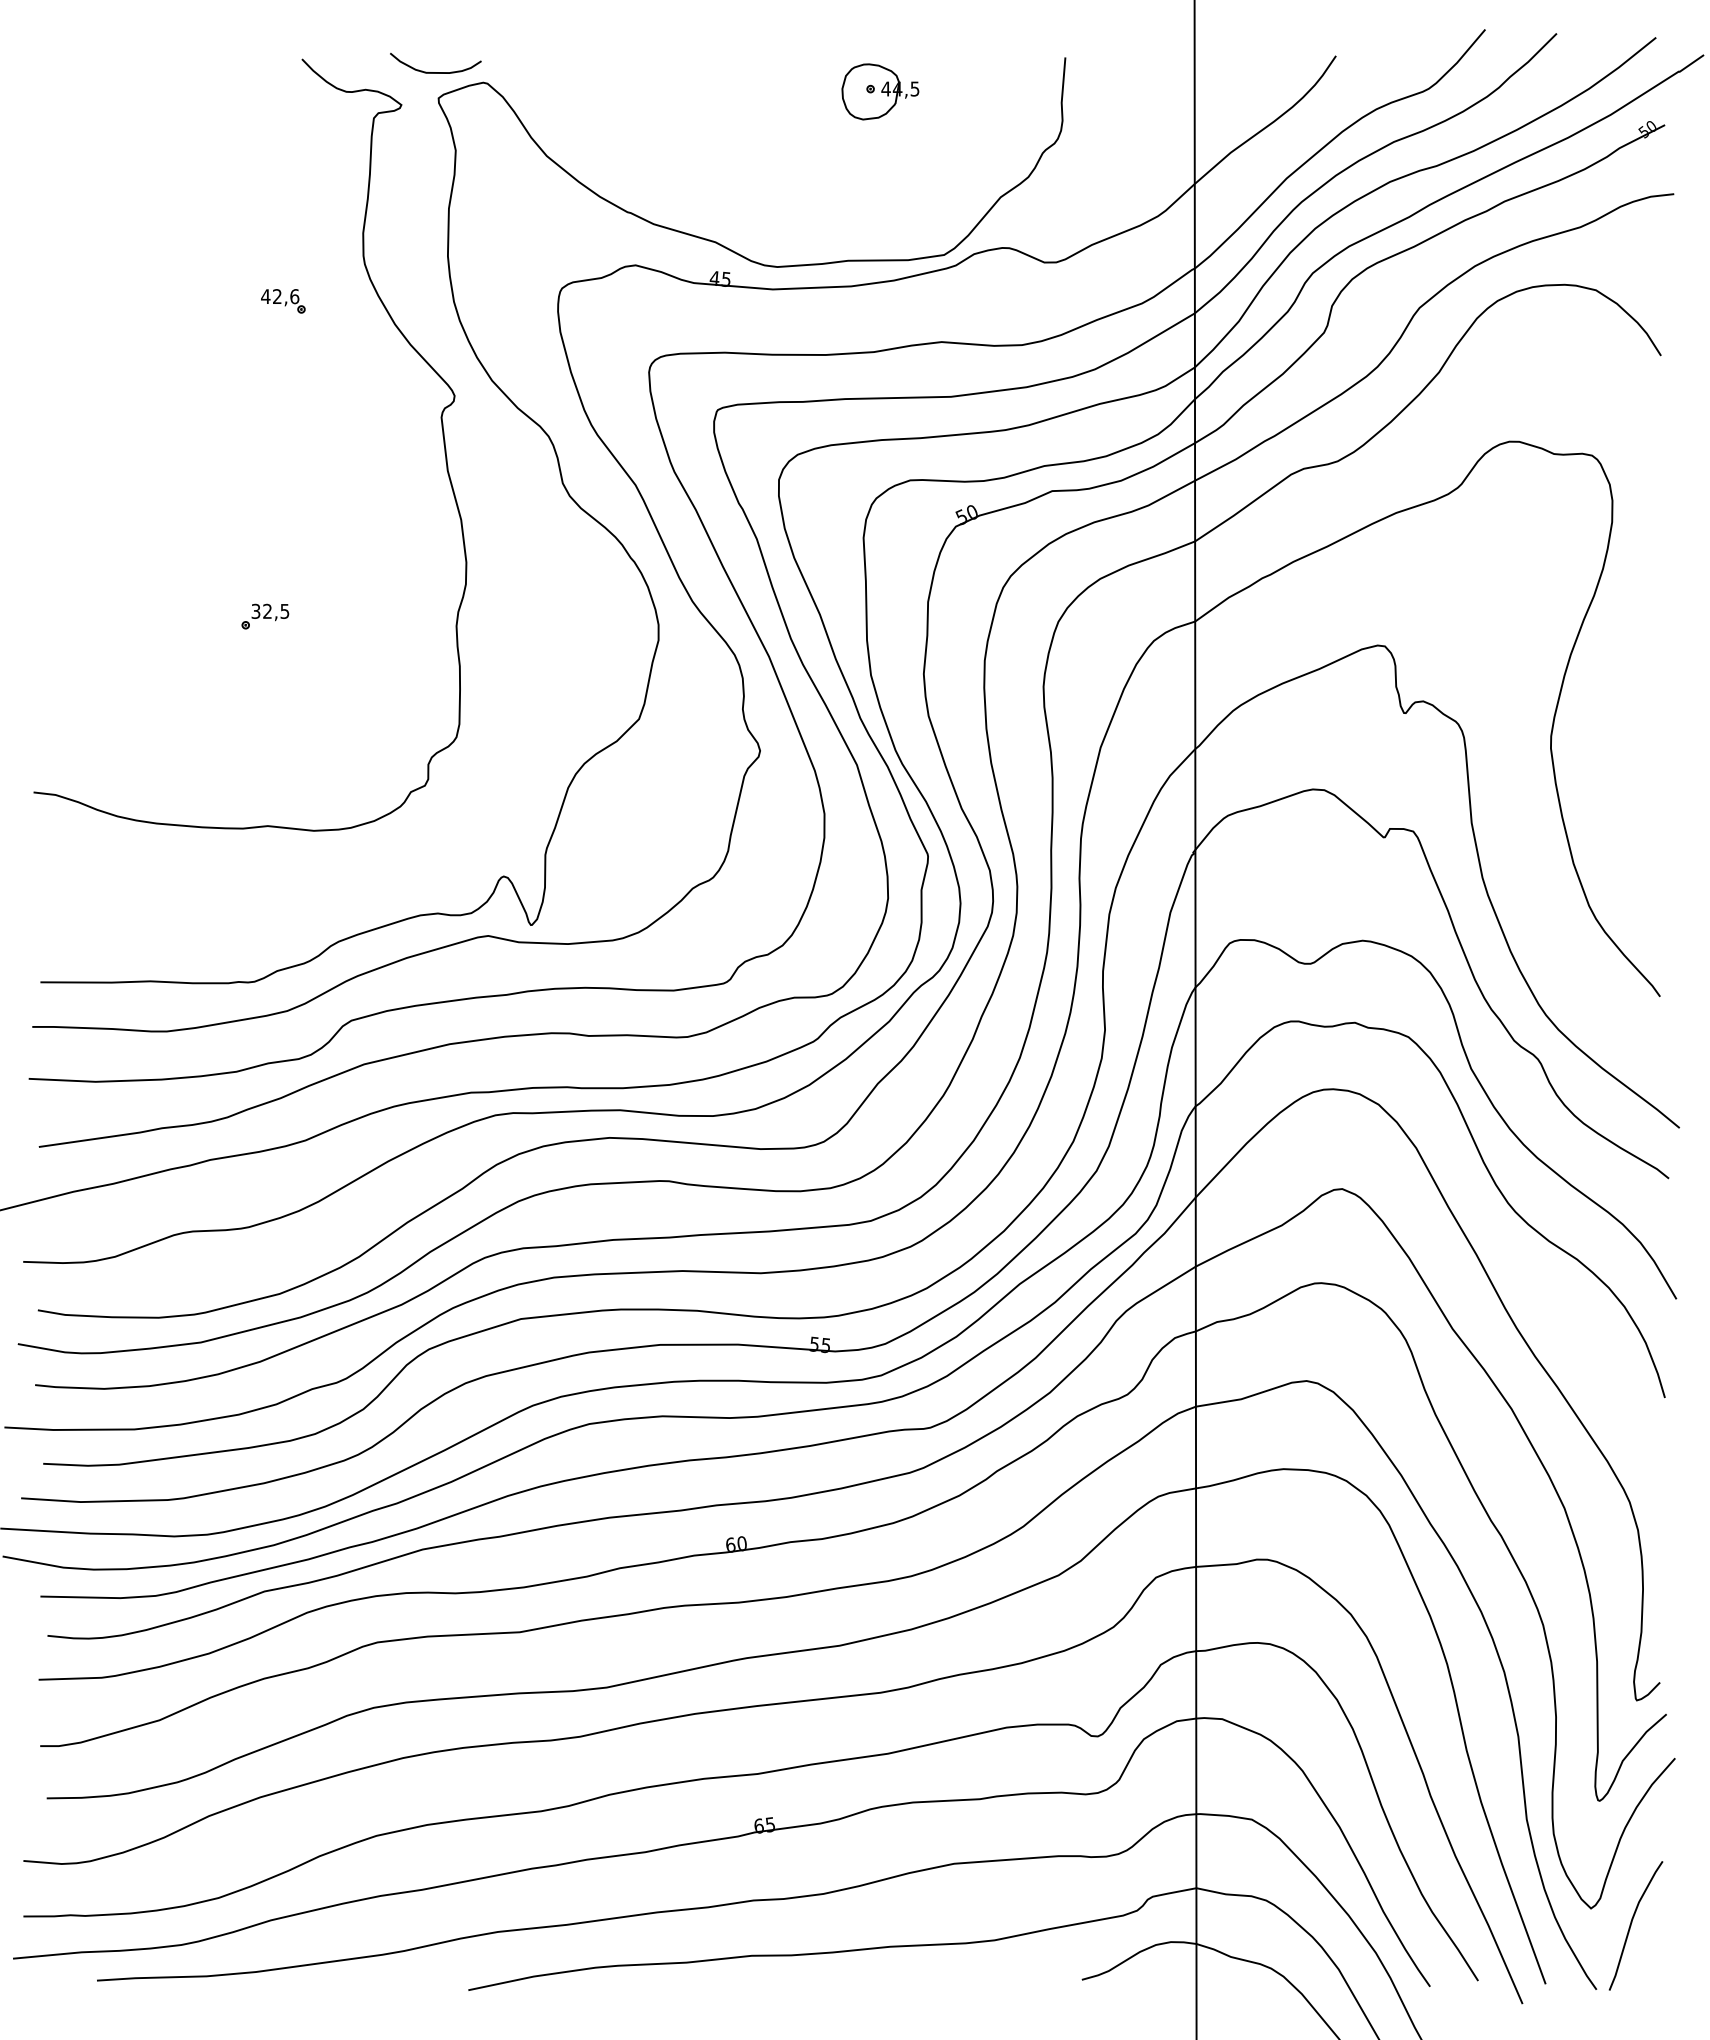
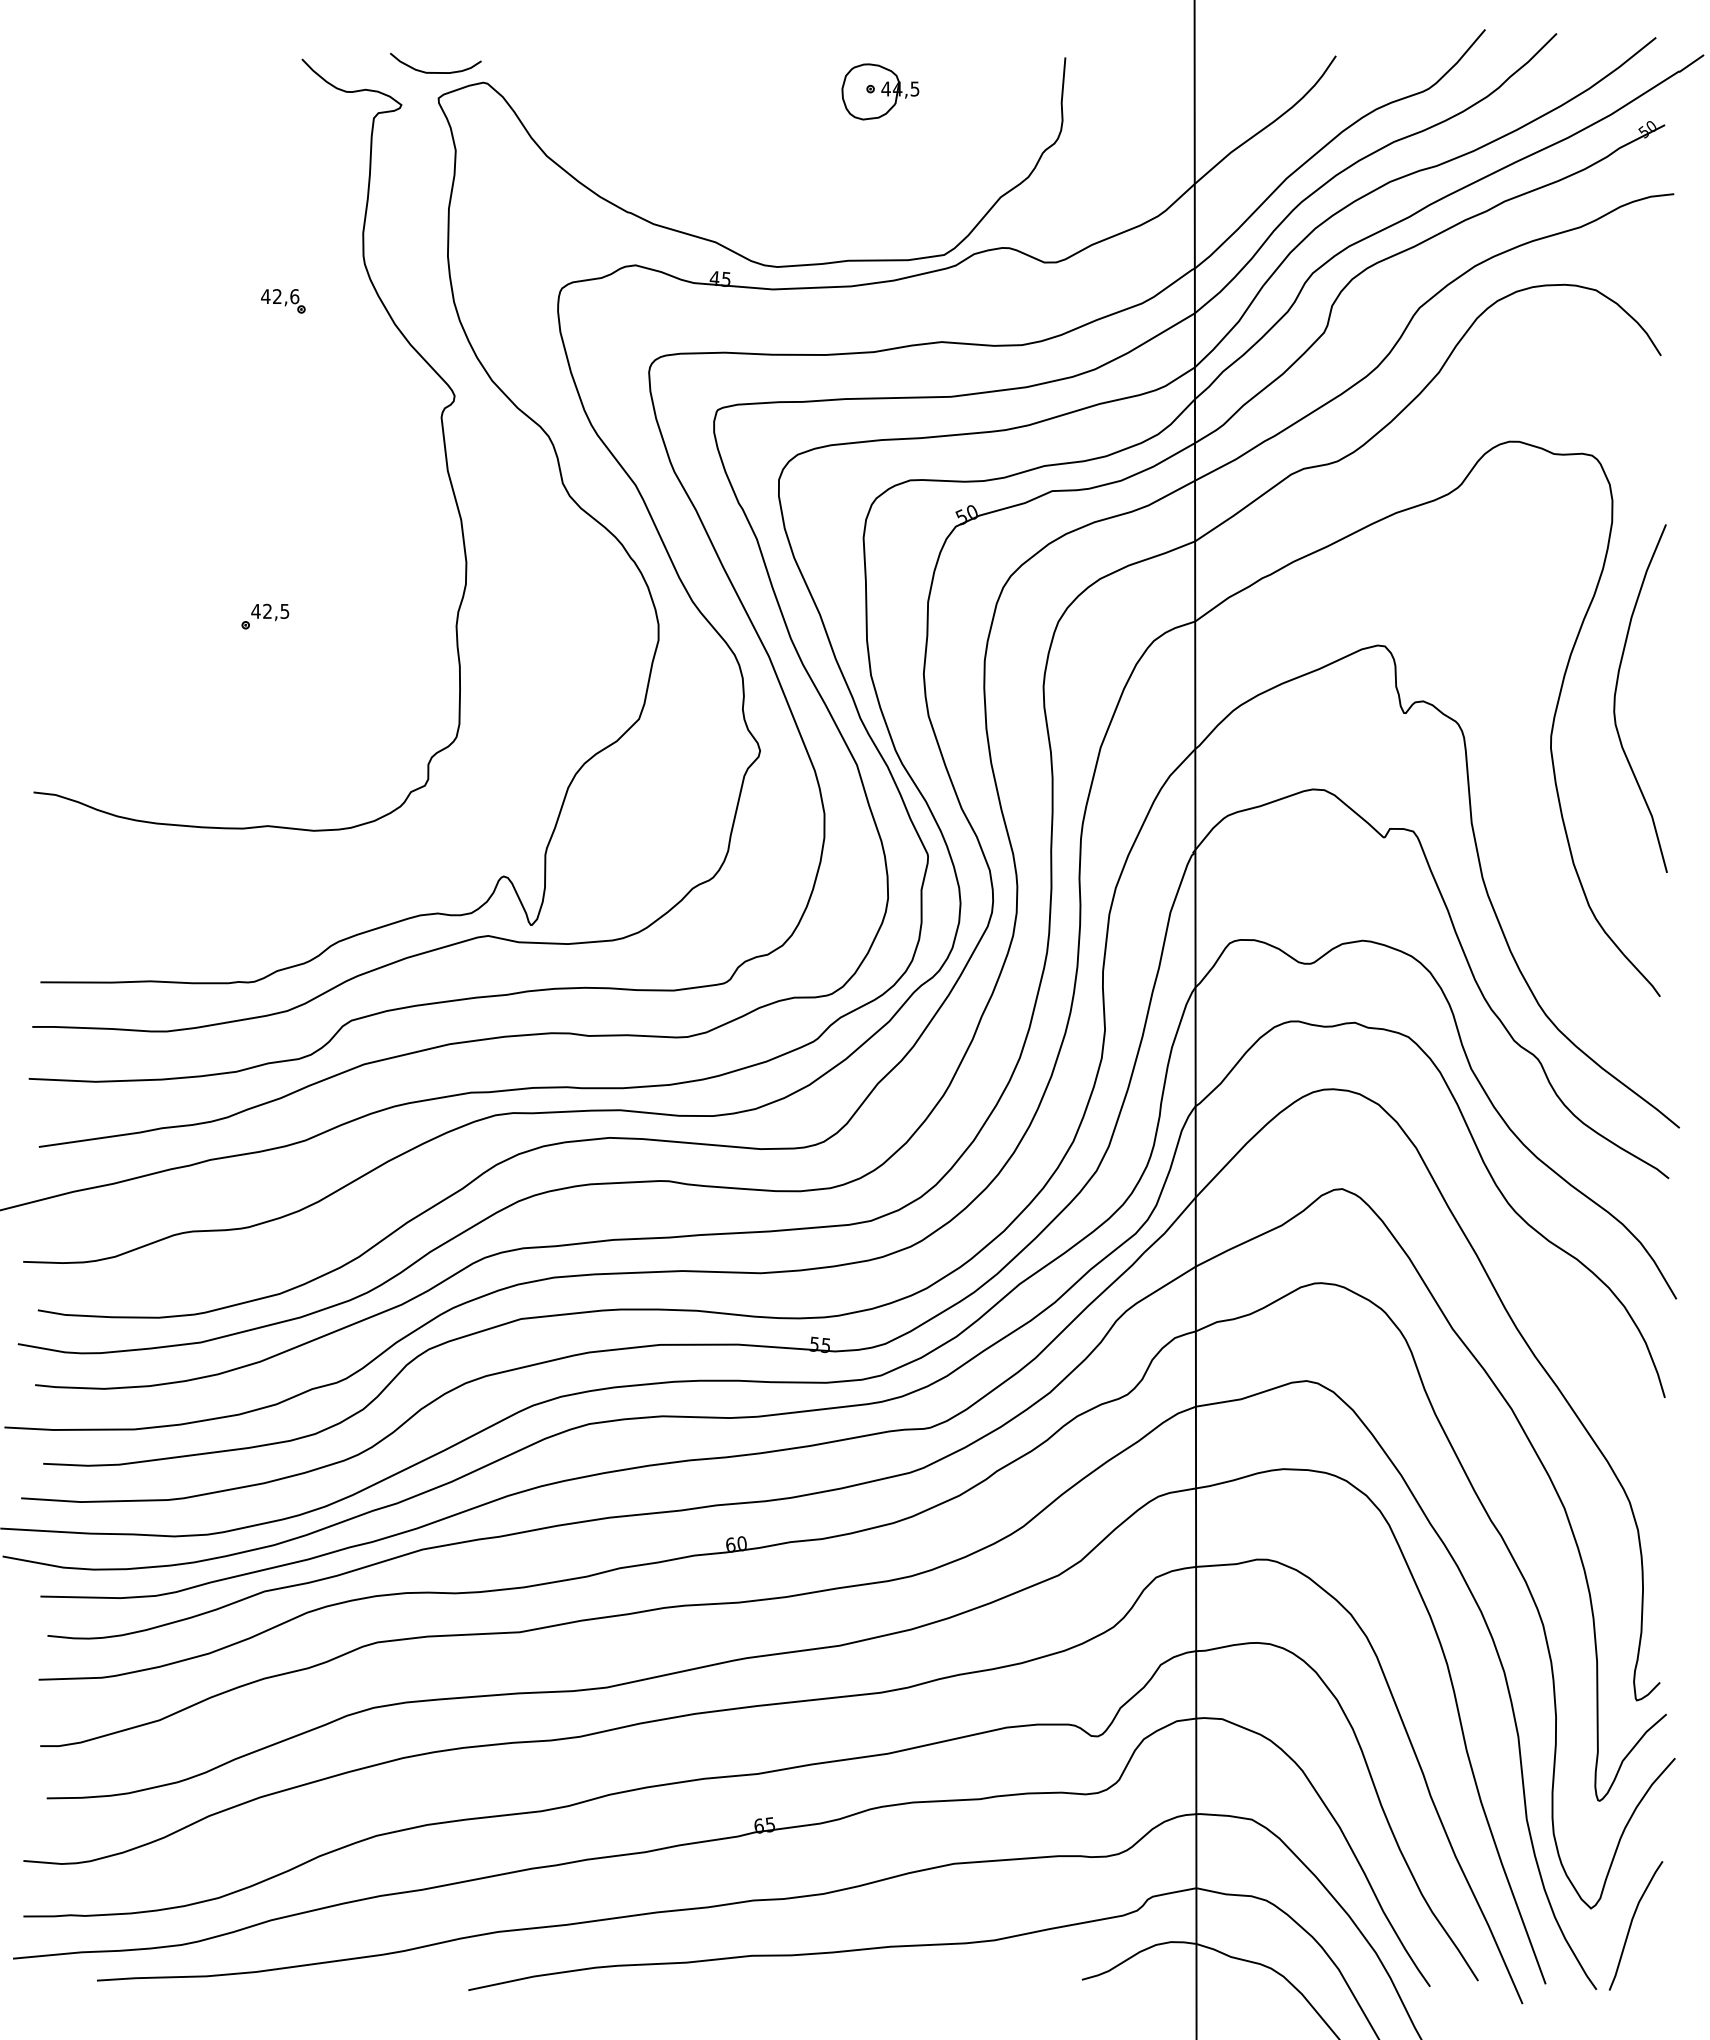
text: 32,5 -> 42,5 (255, 610)
curve: none -> present (1616, 693)
